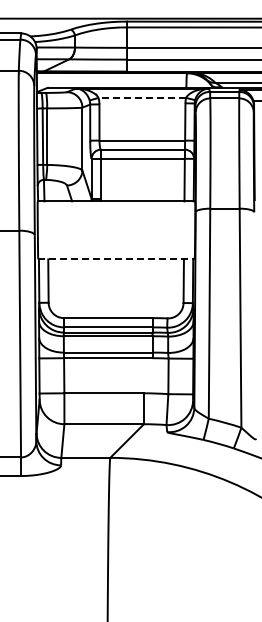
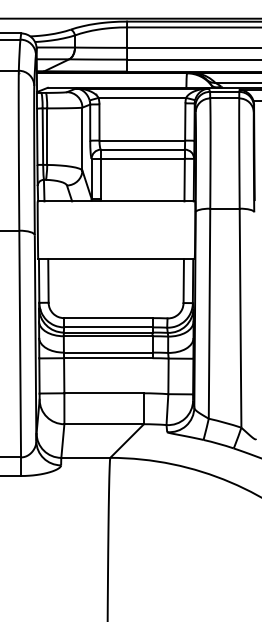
line: dashed -> solid (142, 97)
line: dashed -> solid (116, 259)
